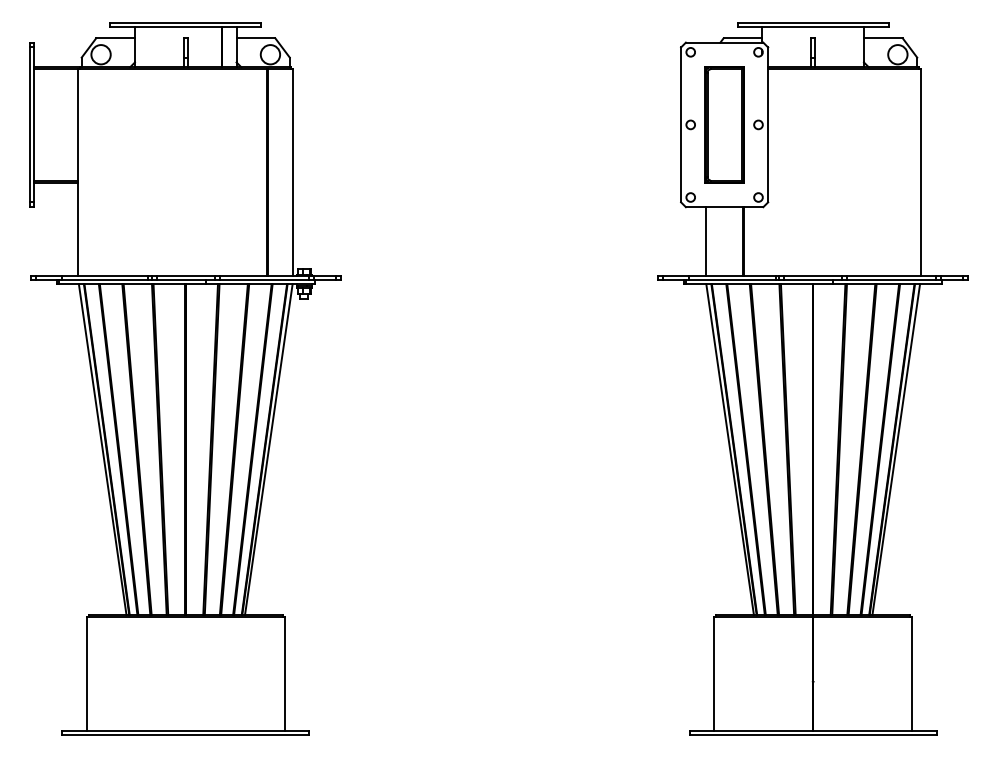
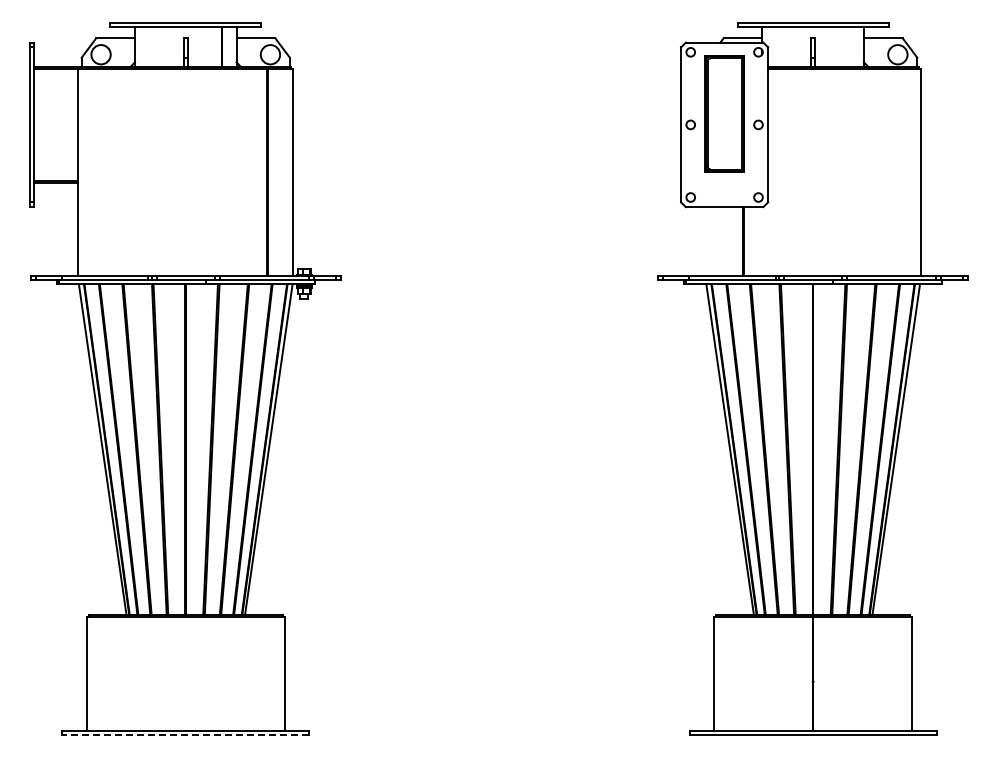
part position: (724, 124) -> (724, 113) (724, 113)
line: present -> none (705, 241)
line: solid -> dashed (185, 735)
